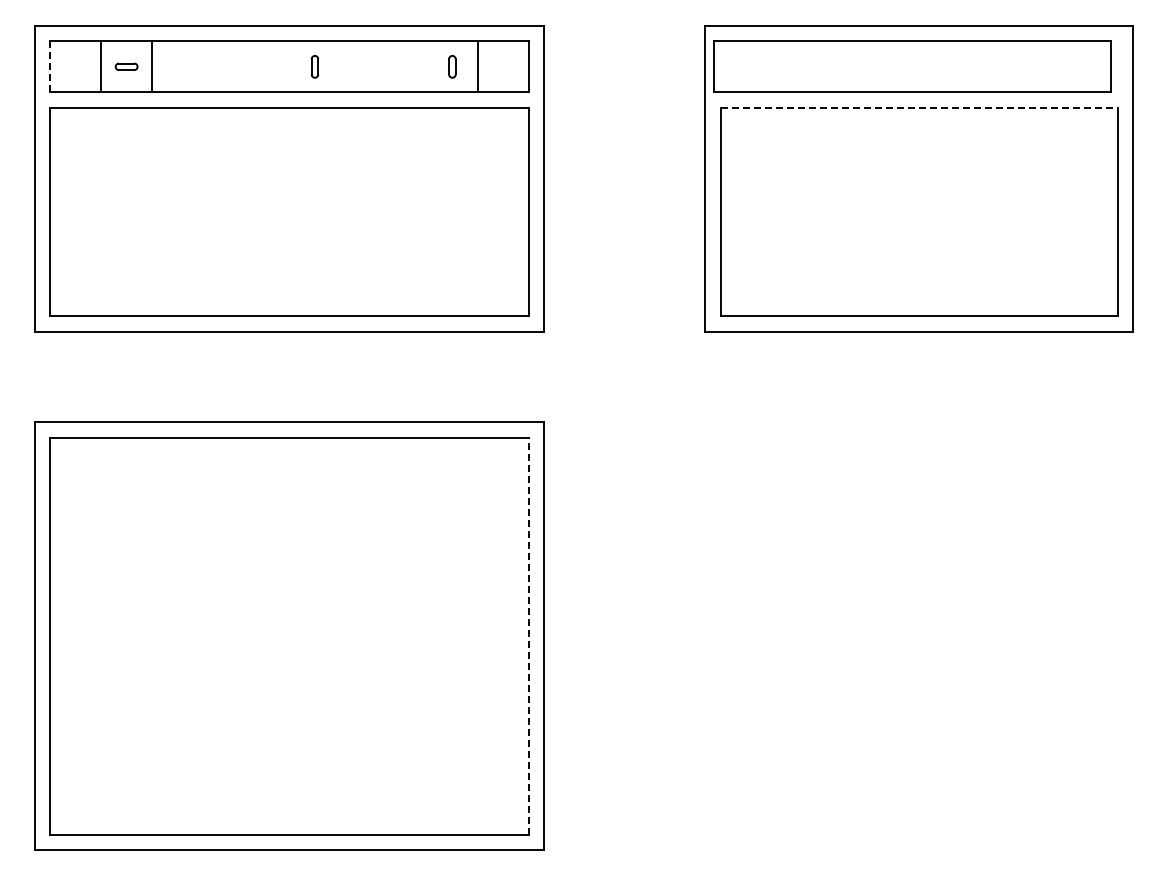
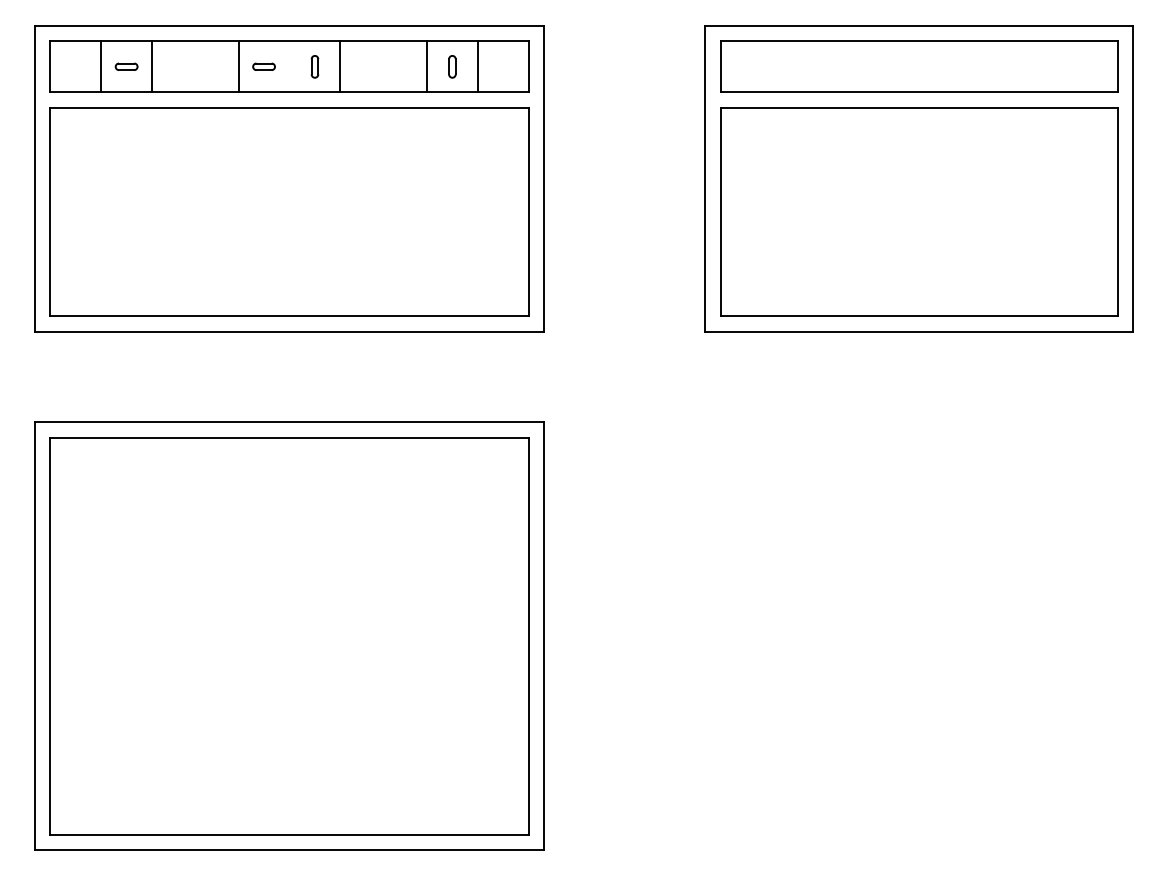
line: dashed -> solid (50, 66)
line: none -> present (238, 66)
part: none -> present (263, 66)
line: none -> present (340, 66)
line: none -> present (426, 66)
part position: (912, 66) -> (919, 66) (919, 66)
line: dashed -> solid (919, 107)
line: dashed -> solid (528, 636)
